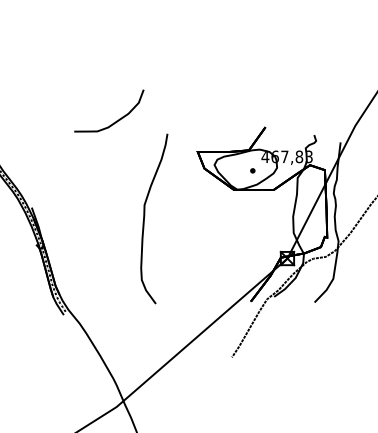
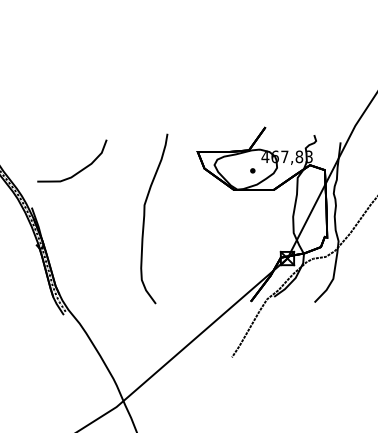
curve position: (116, 120) -> (79, 170) (79, 170)
